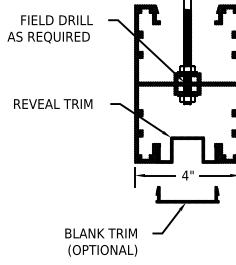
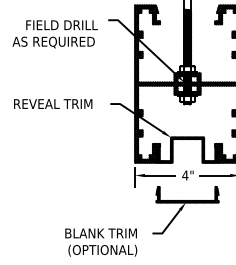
text position: (49, 29) -> (54, 34) (54, 34)
